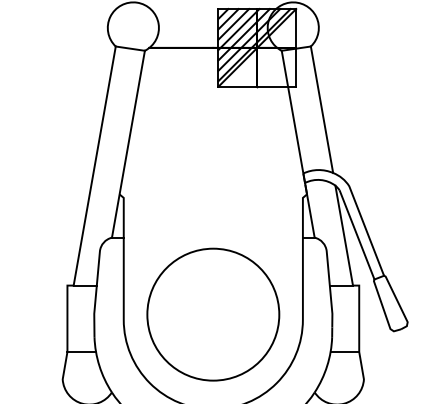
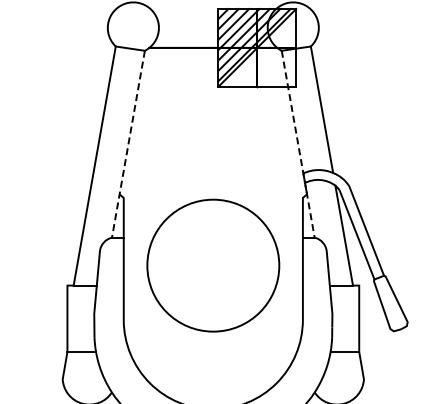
line: solid -> dashed (128, 144)
line: solid -> dashed (298, 144)
circle position: (213, 314) -> (213, 265) (213, 265)
